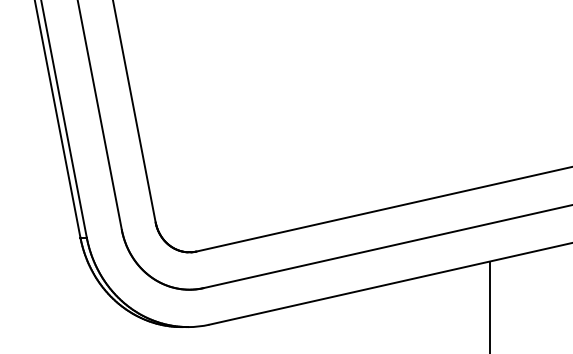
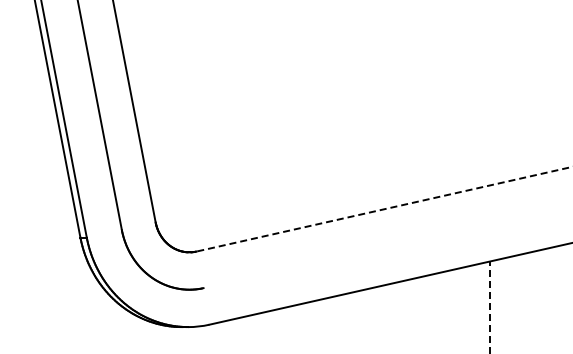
line: solid -> dashed (383, 209)
line: present -> none (386, 246)
line: solid -> dashed (489, 306)
